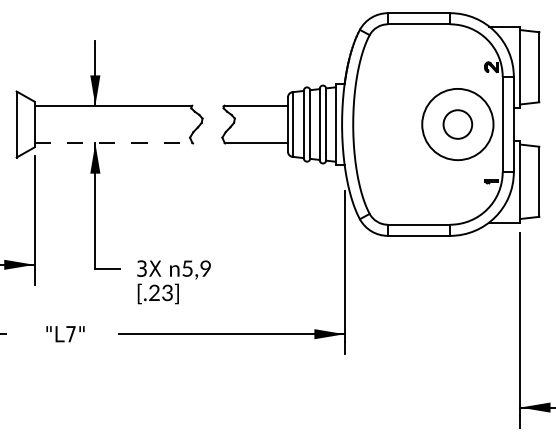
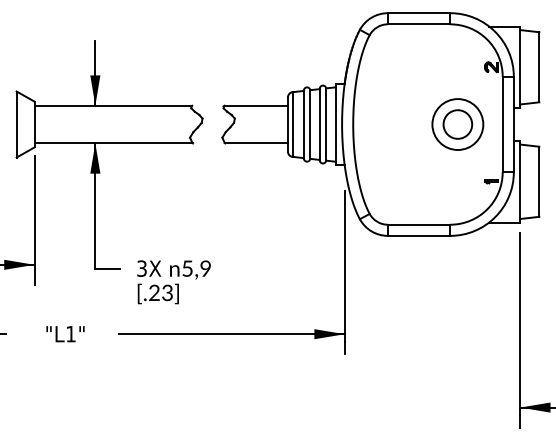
circle diameter: 71 px -> 51 px (457, 124)
line: dashed -> solid (114, 143)
text: "L7" -> "L1" (70, 334)
